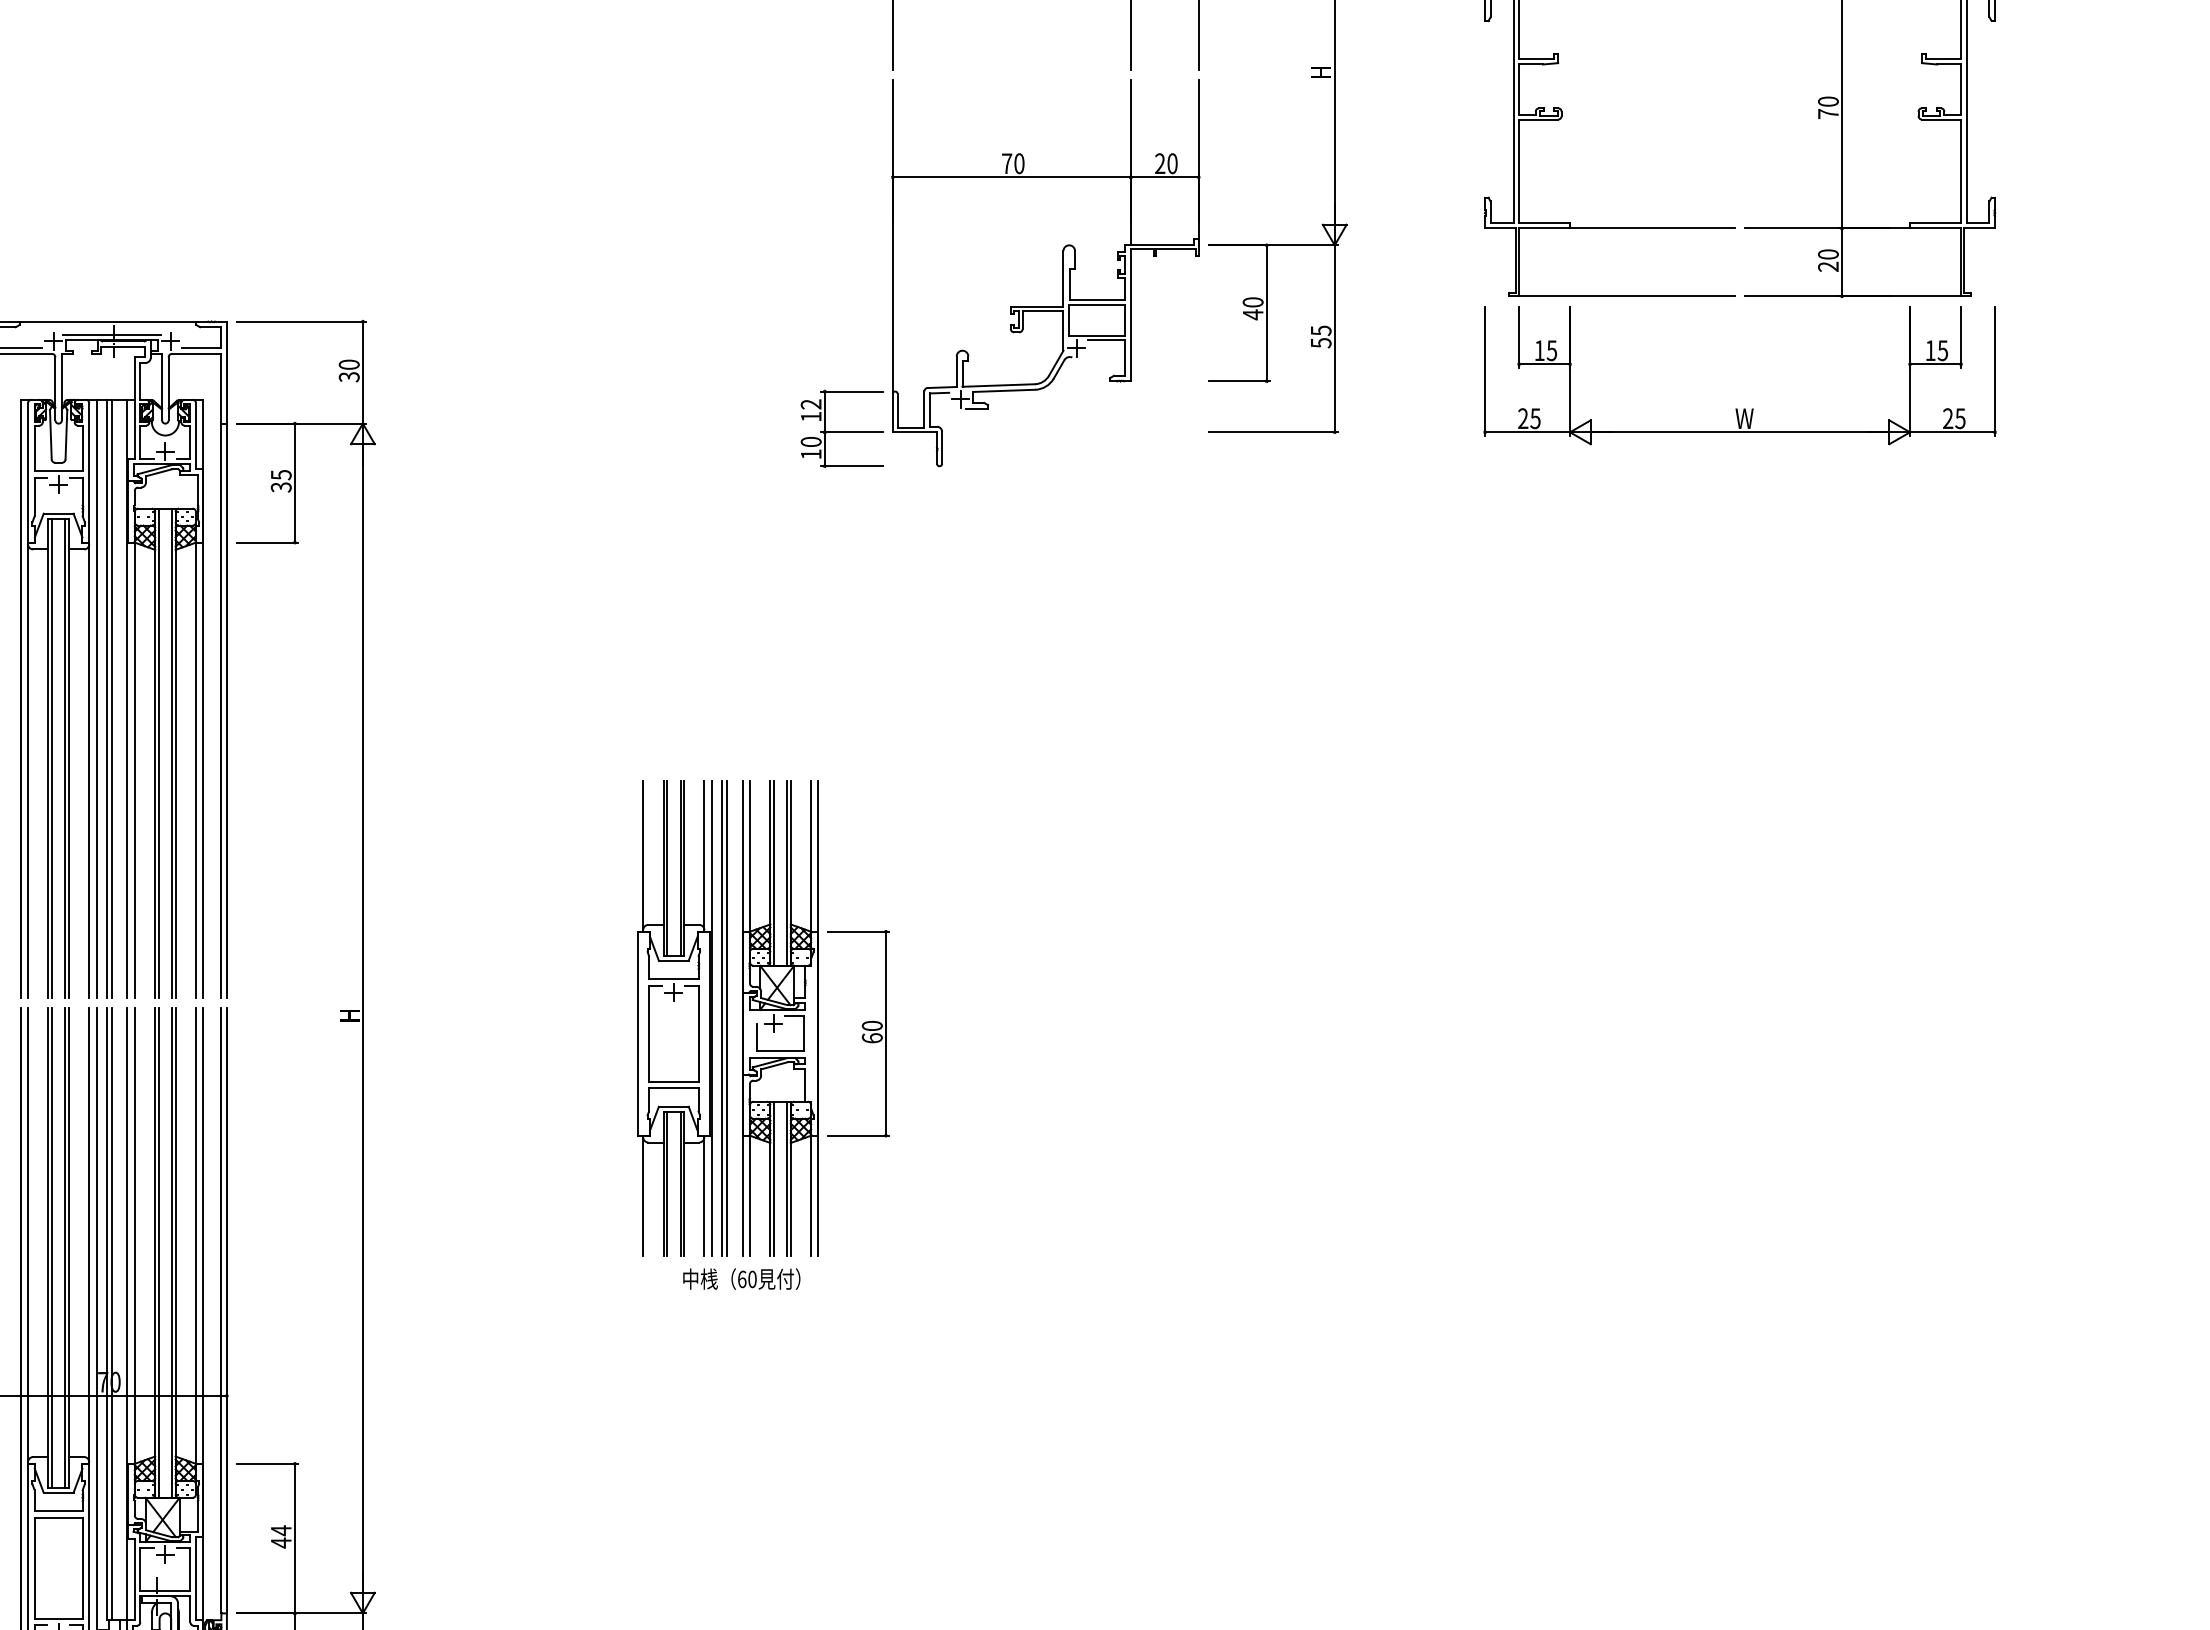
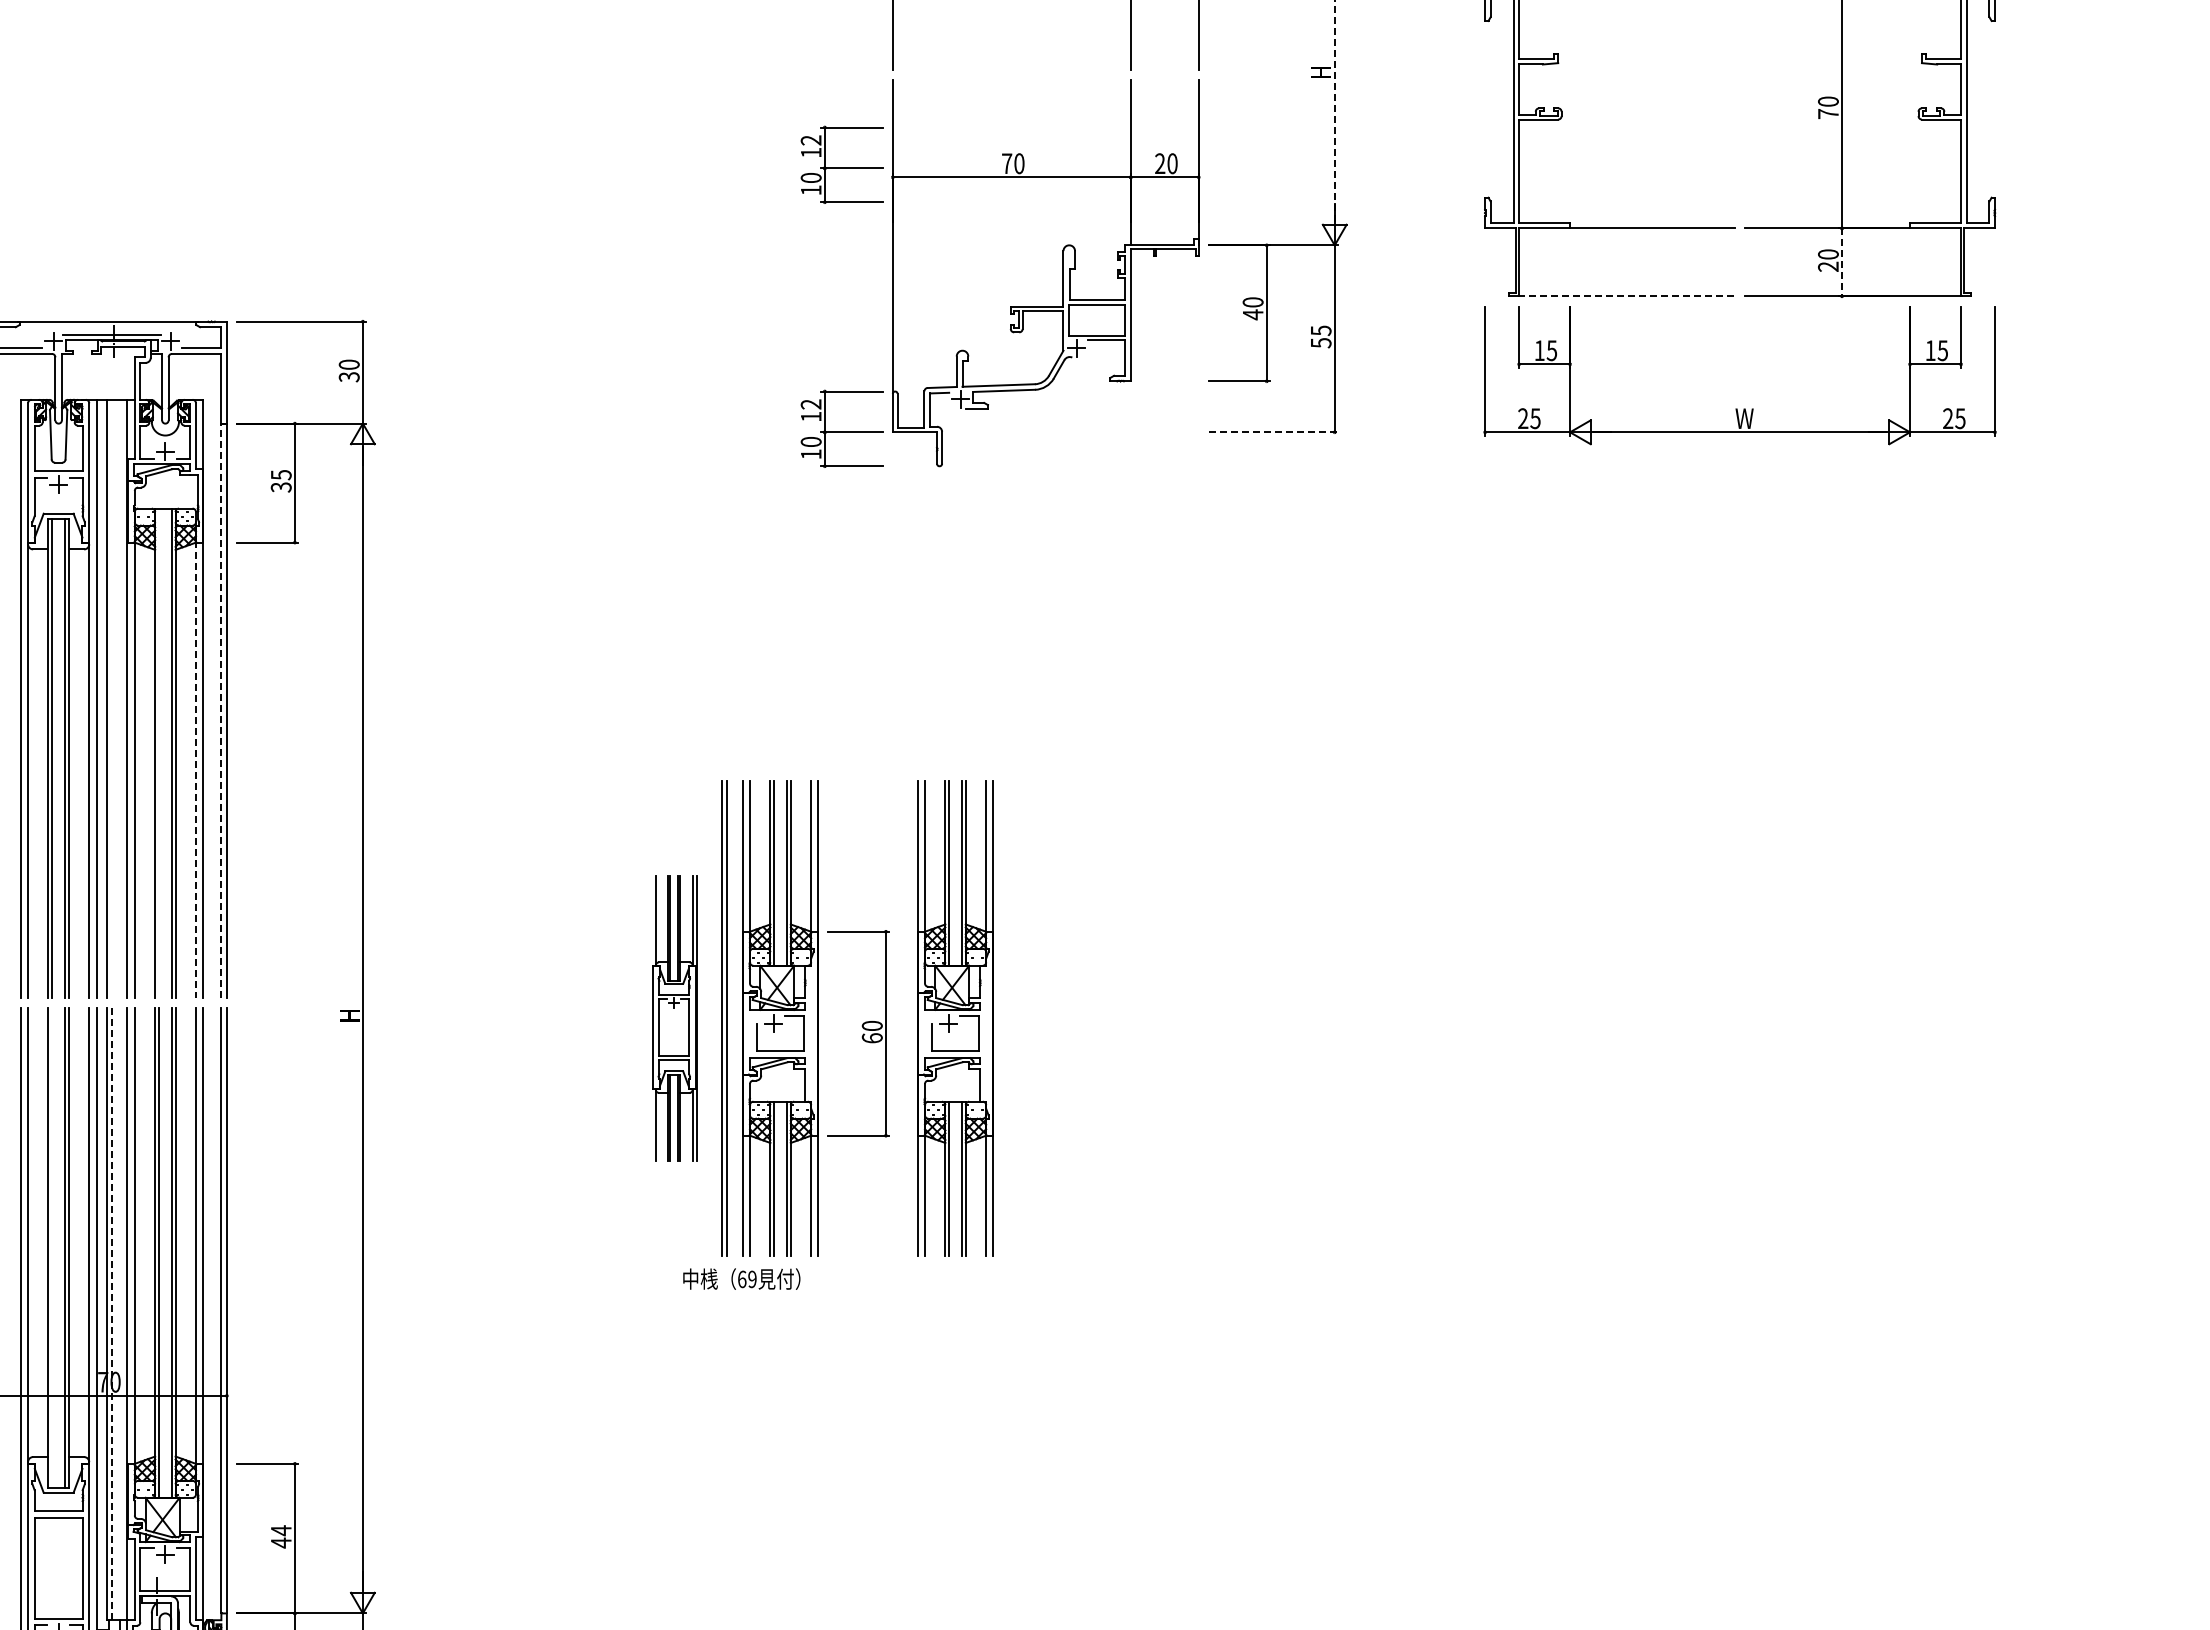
line: solid -> dashed (1334, 110)
part: none -> present (841, 164)
line: solid -> dashed (1842, 262)
line: solid -> dashed (1627, 296)
line: solid -> dashed (1273, 432)
line: present -> none (112, 698)
line: solid -> dashed (221, 710)
line: present -> none (158, 753)
line: solid -> dashed (195, 769)
part size: 76x477 px -> 46x287 px (674, 1018)
part: none -> present (955, 1018)
line: present -> none (51, 1247)
text: 60 -> 69 (752, 1279)
line: solid -> dashed (112, 1314)
